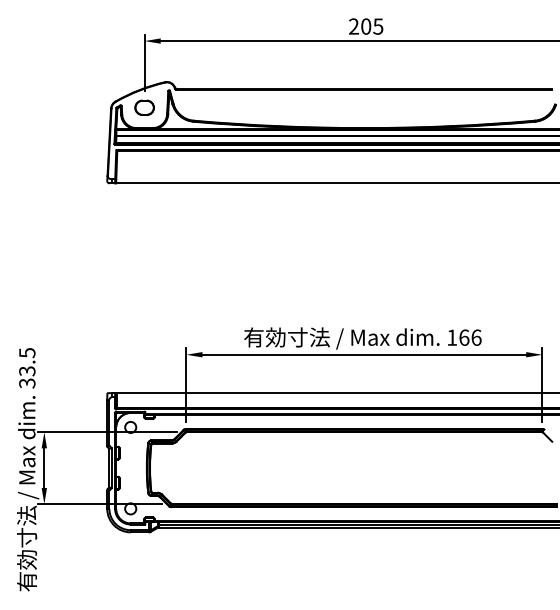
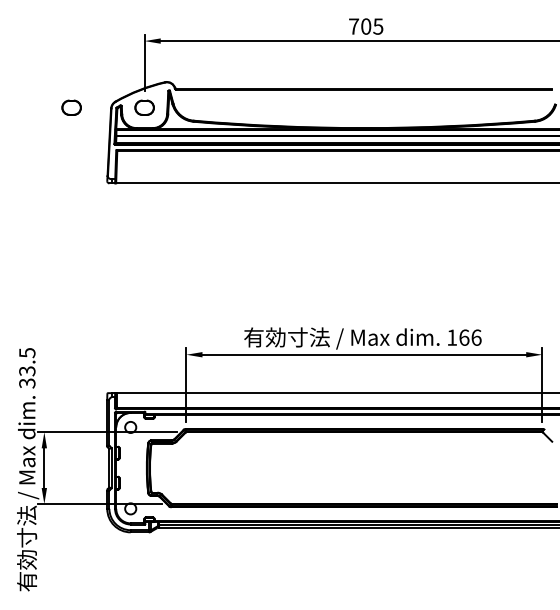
text: 205 -> 705 (354, 26)
part: none -> present (71, 107)
